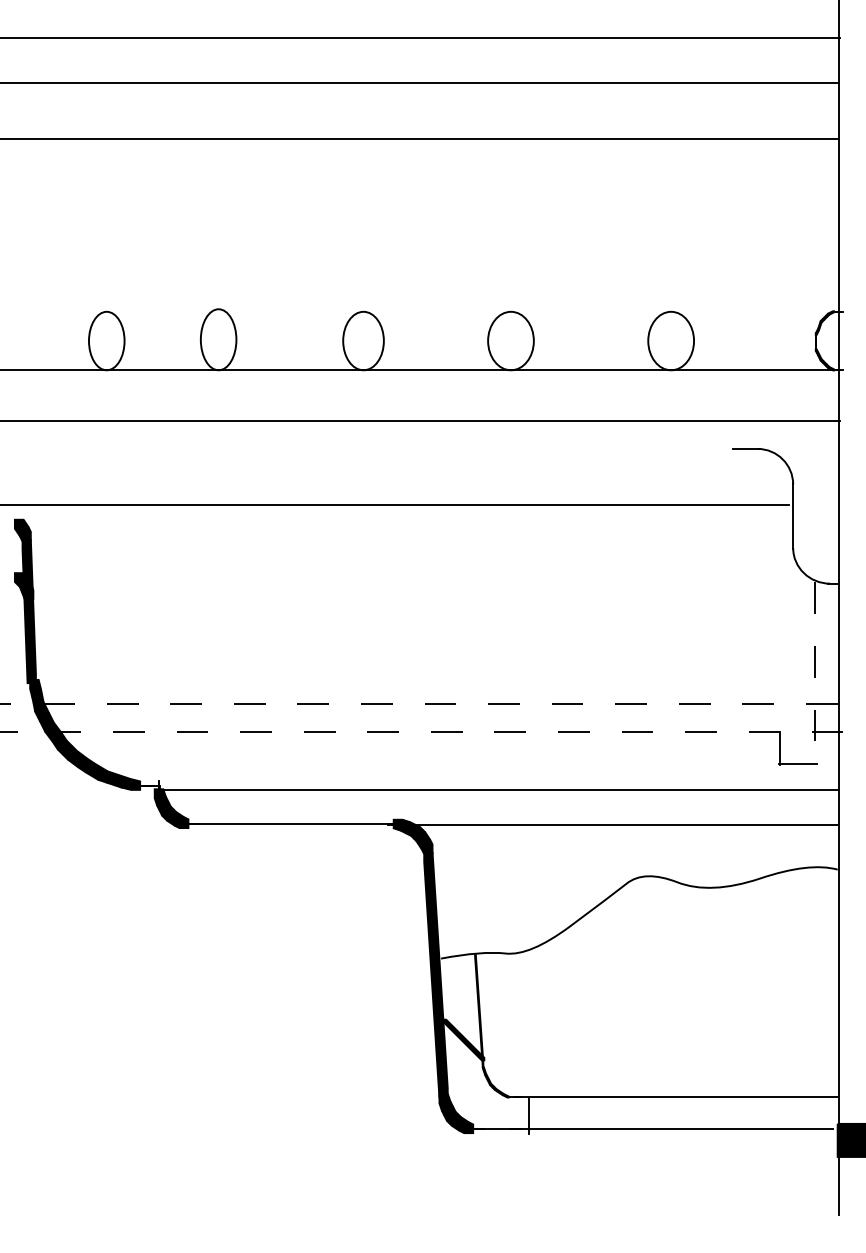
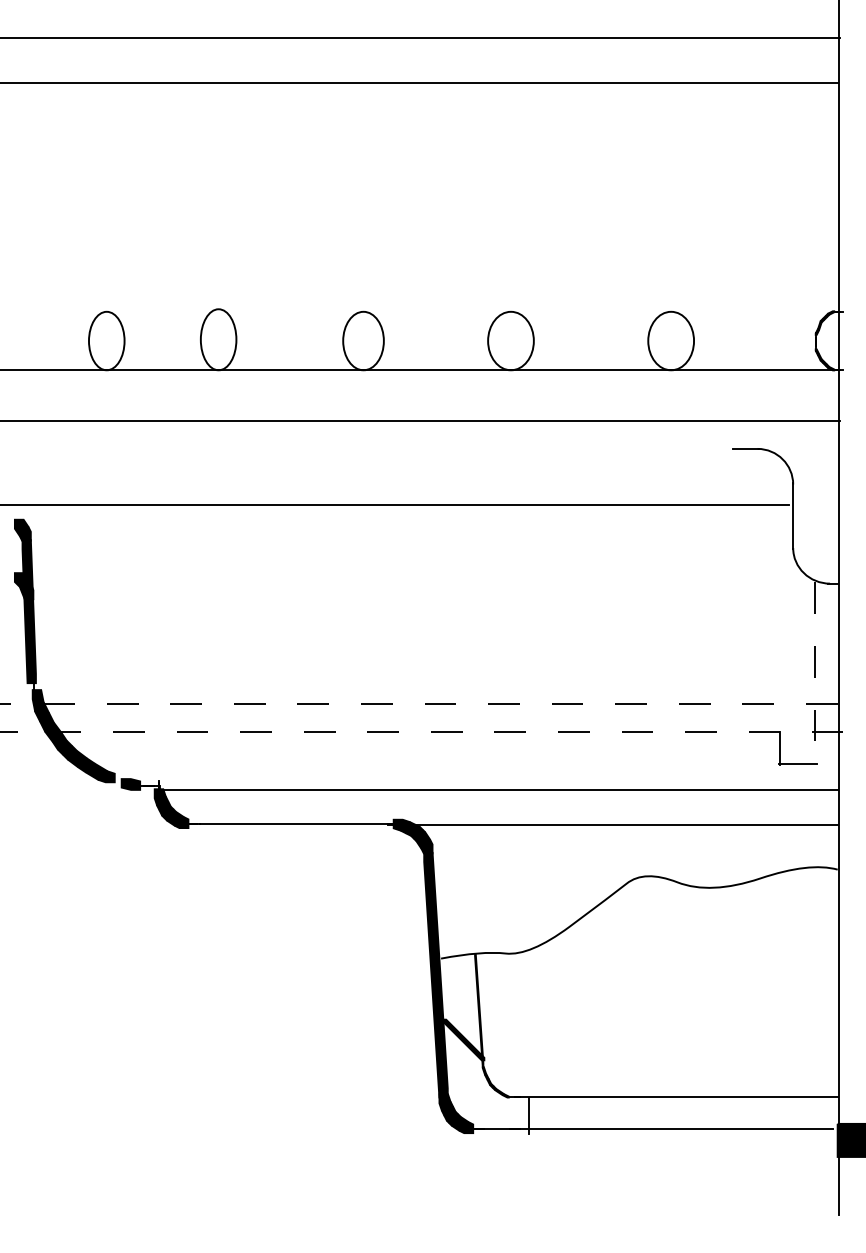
line: present -> none (419, 138)
fill: present -> none (35, 688)
fill: present -> none (117, 780)
